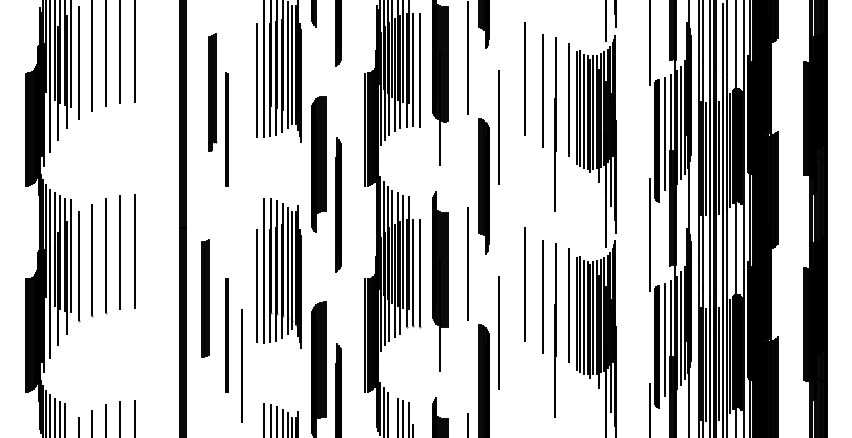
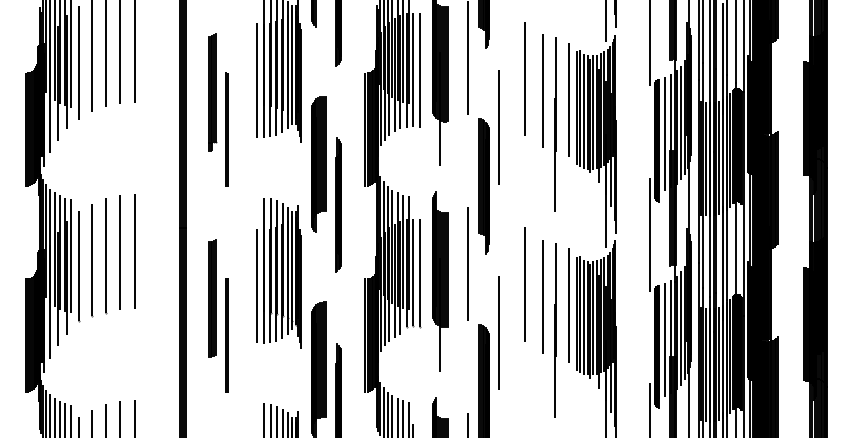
part position: (205, 298) -> (212, 298) (212, 298)
line: present -> none (241, 365)
line: none -> present (392, 414)
line: none -> present (70, 419)
